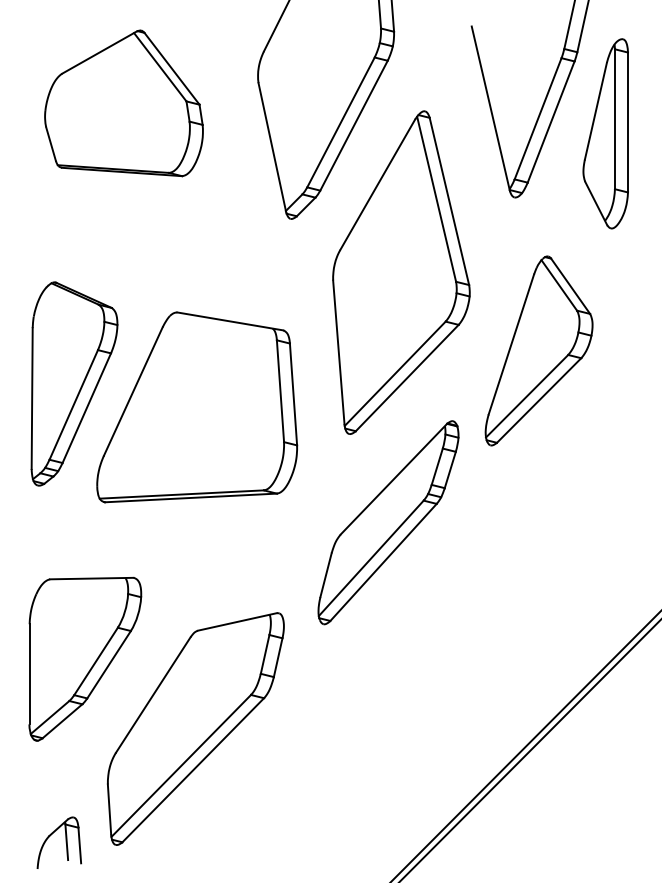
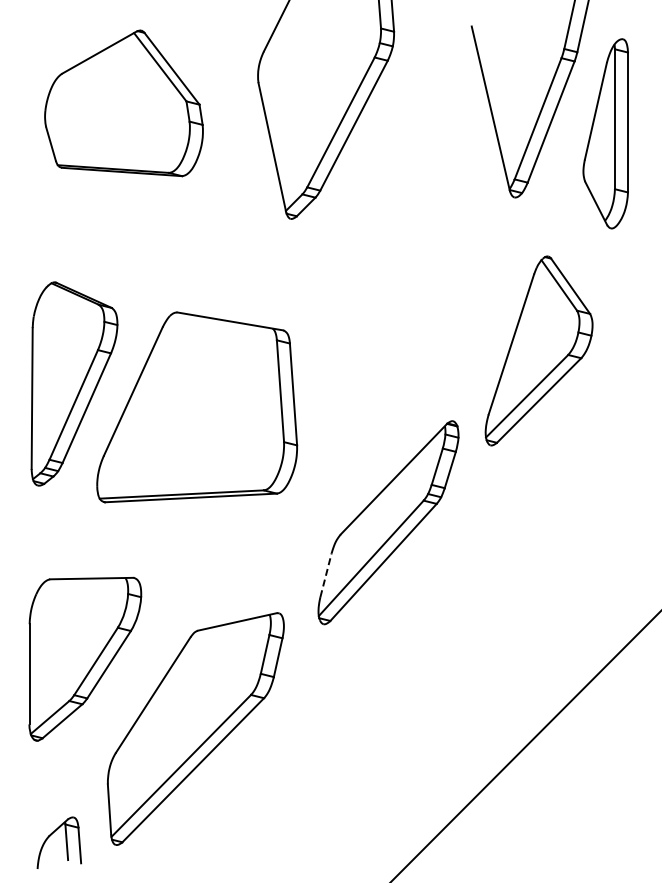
part: present -> none (401, 272)
line: solid -> dashed (326, 575)
line: present -> none (530, 750)
